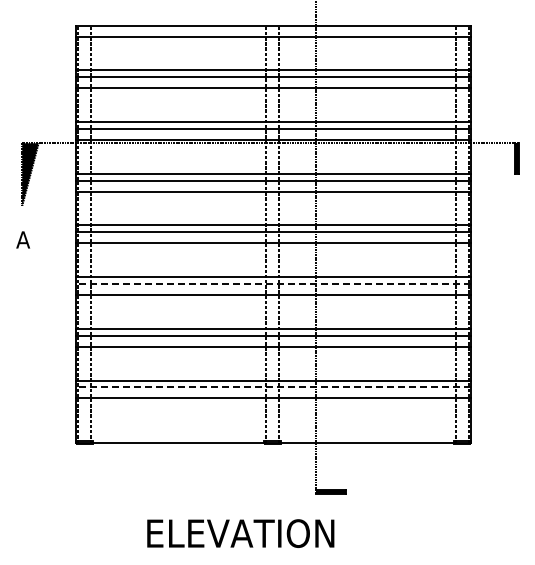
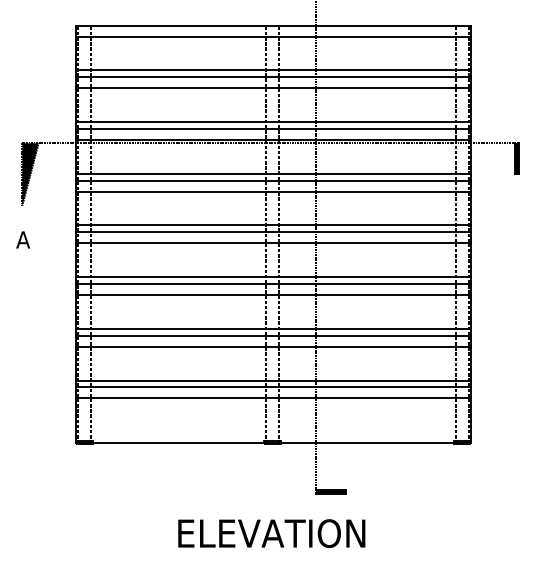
line: dashed -> solid (273, 284)
line: dashed -> solid (273, 387)
text position: (240, 533) -> (271, 533) (271, 533)
